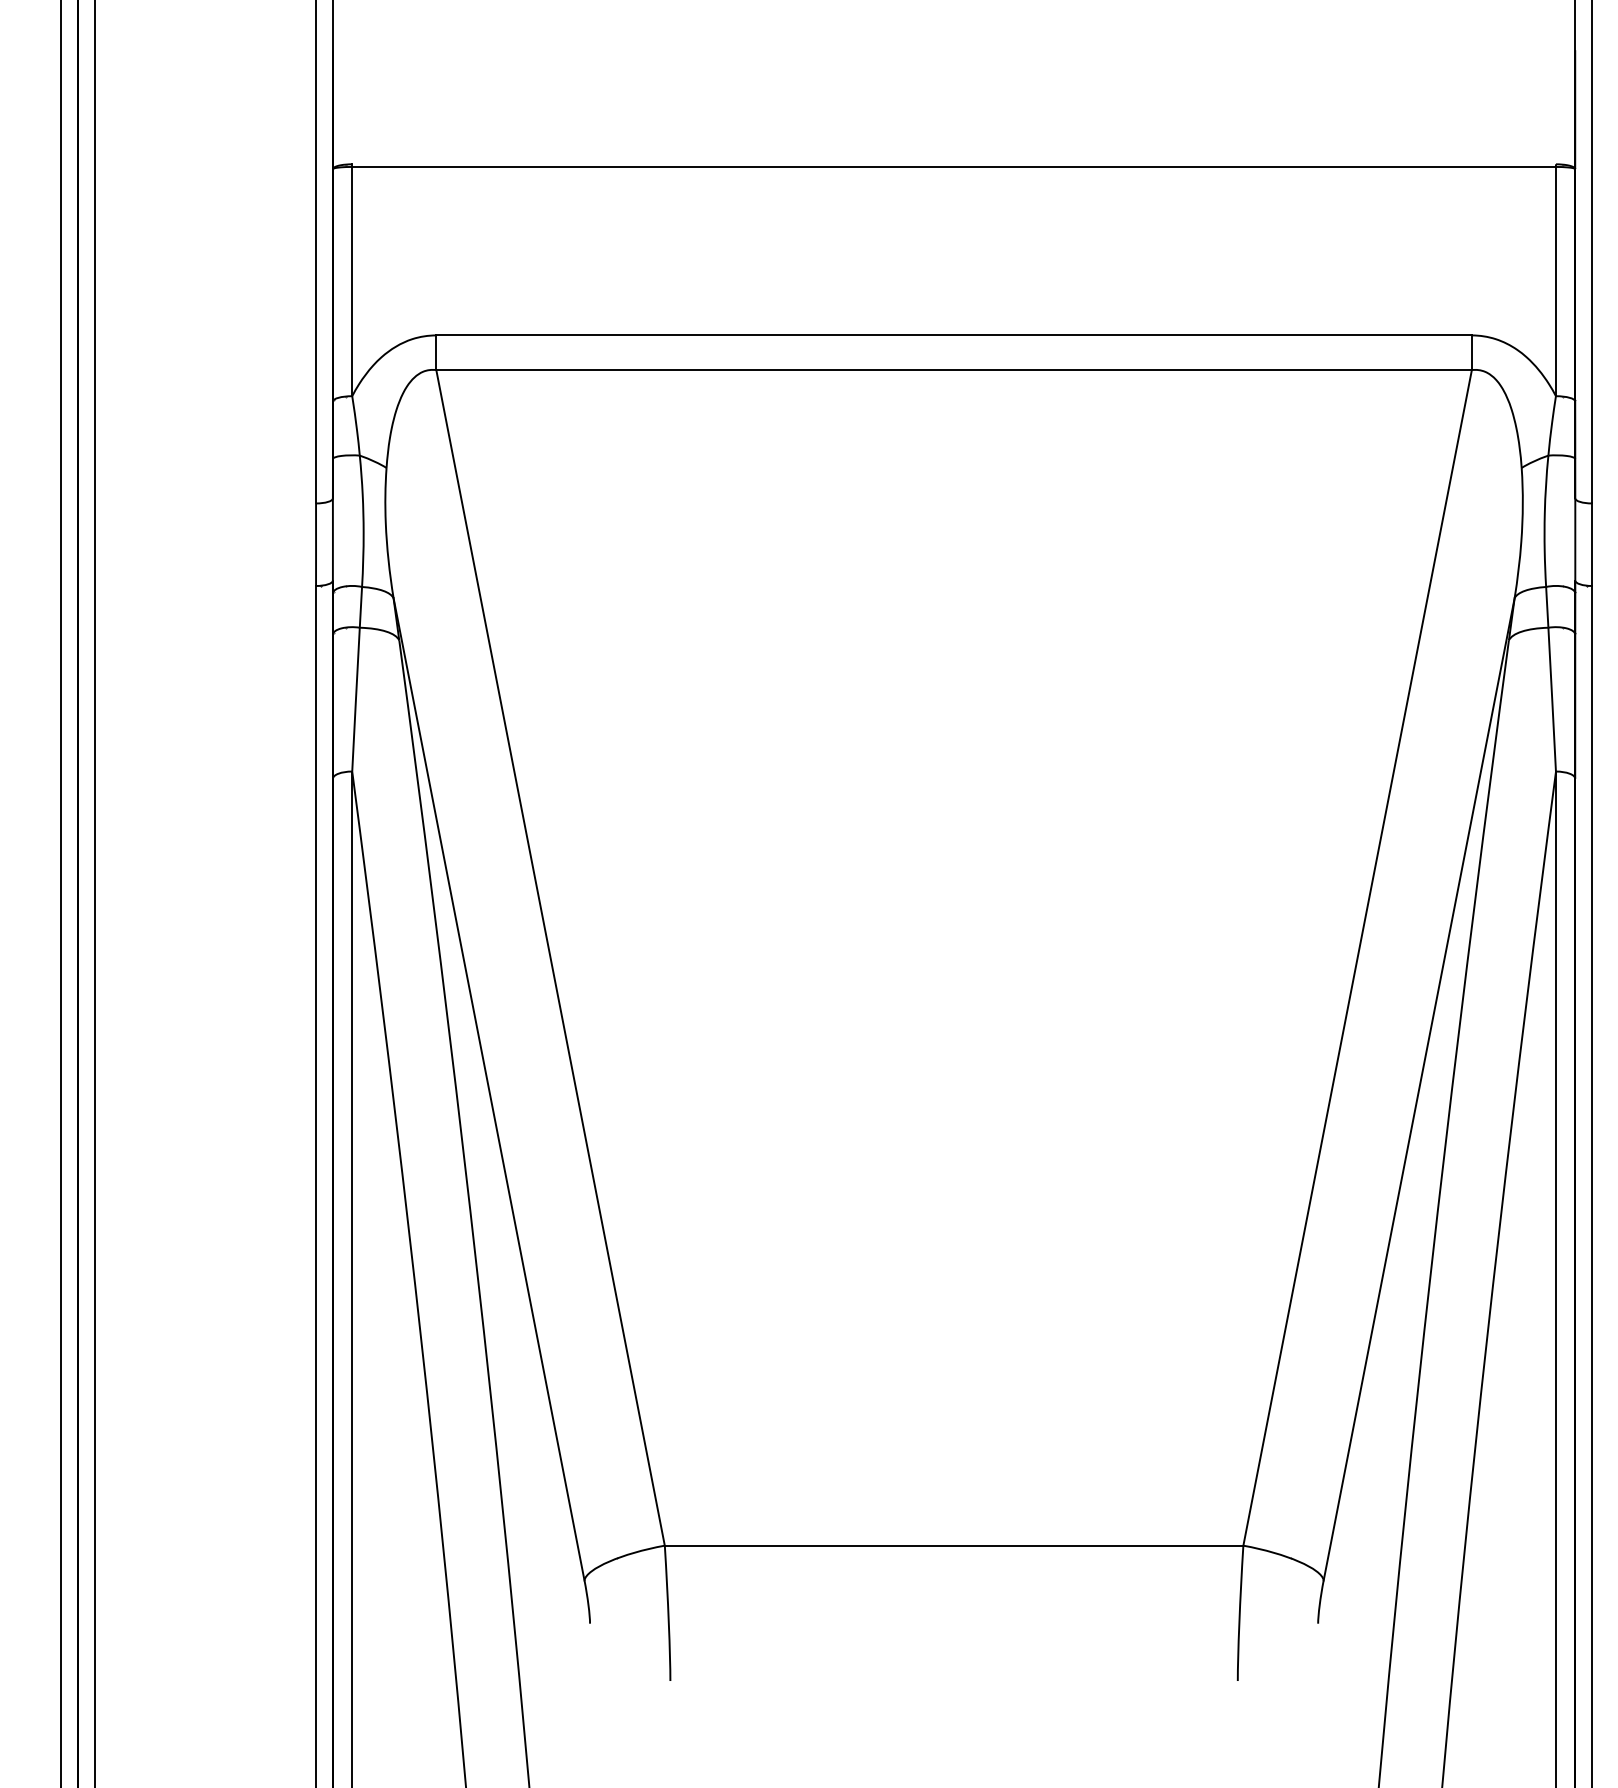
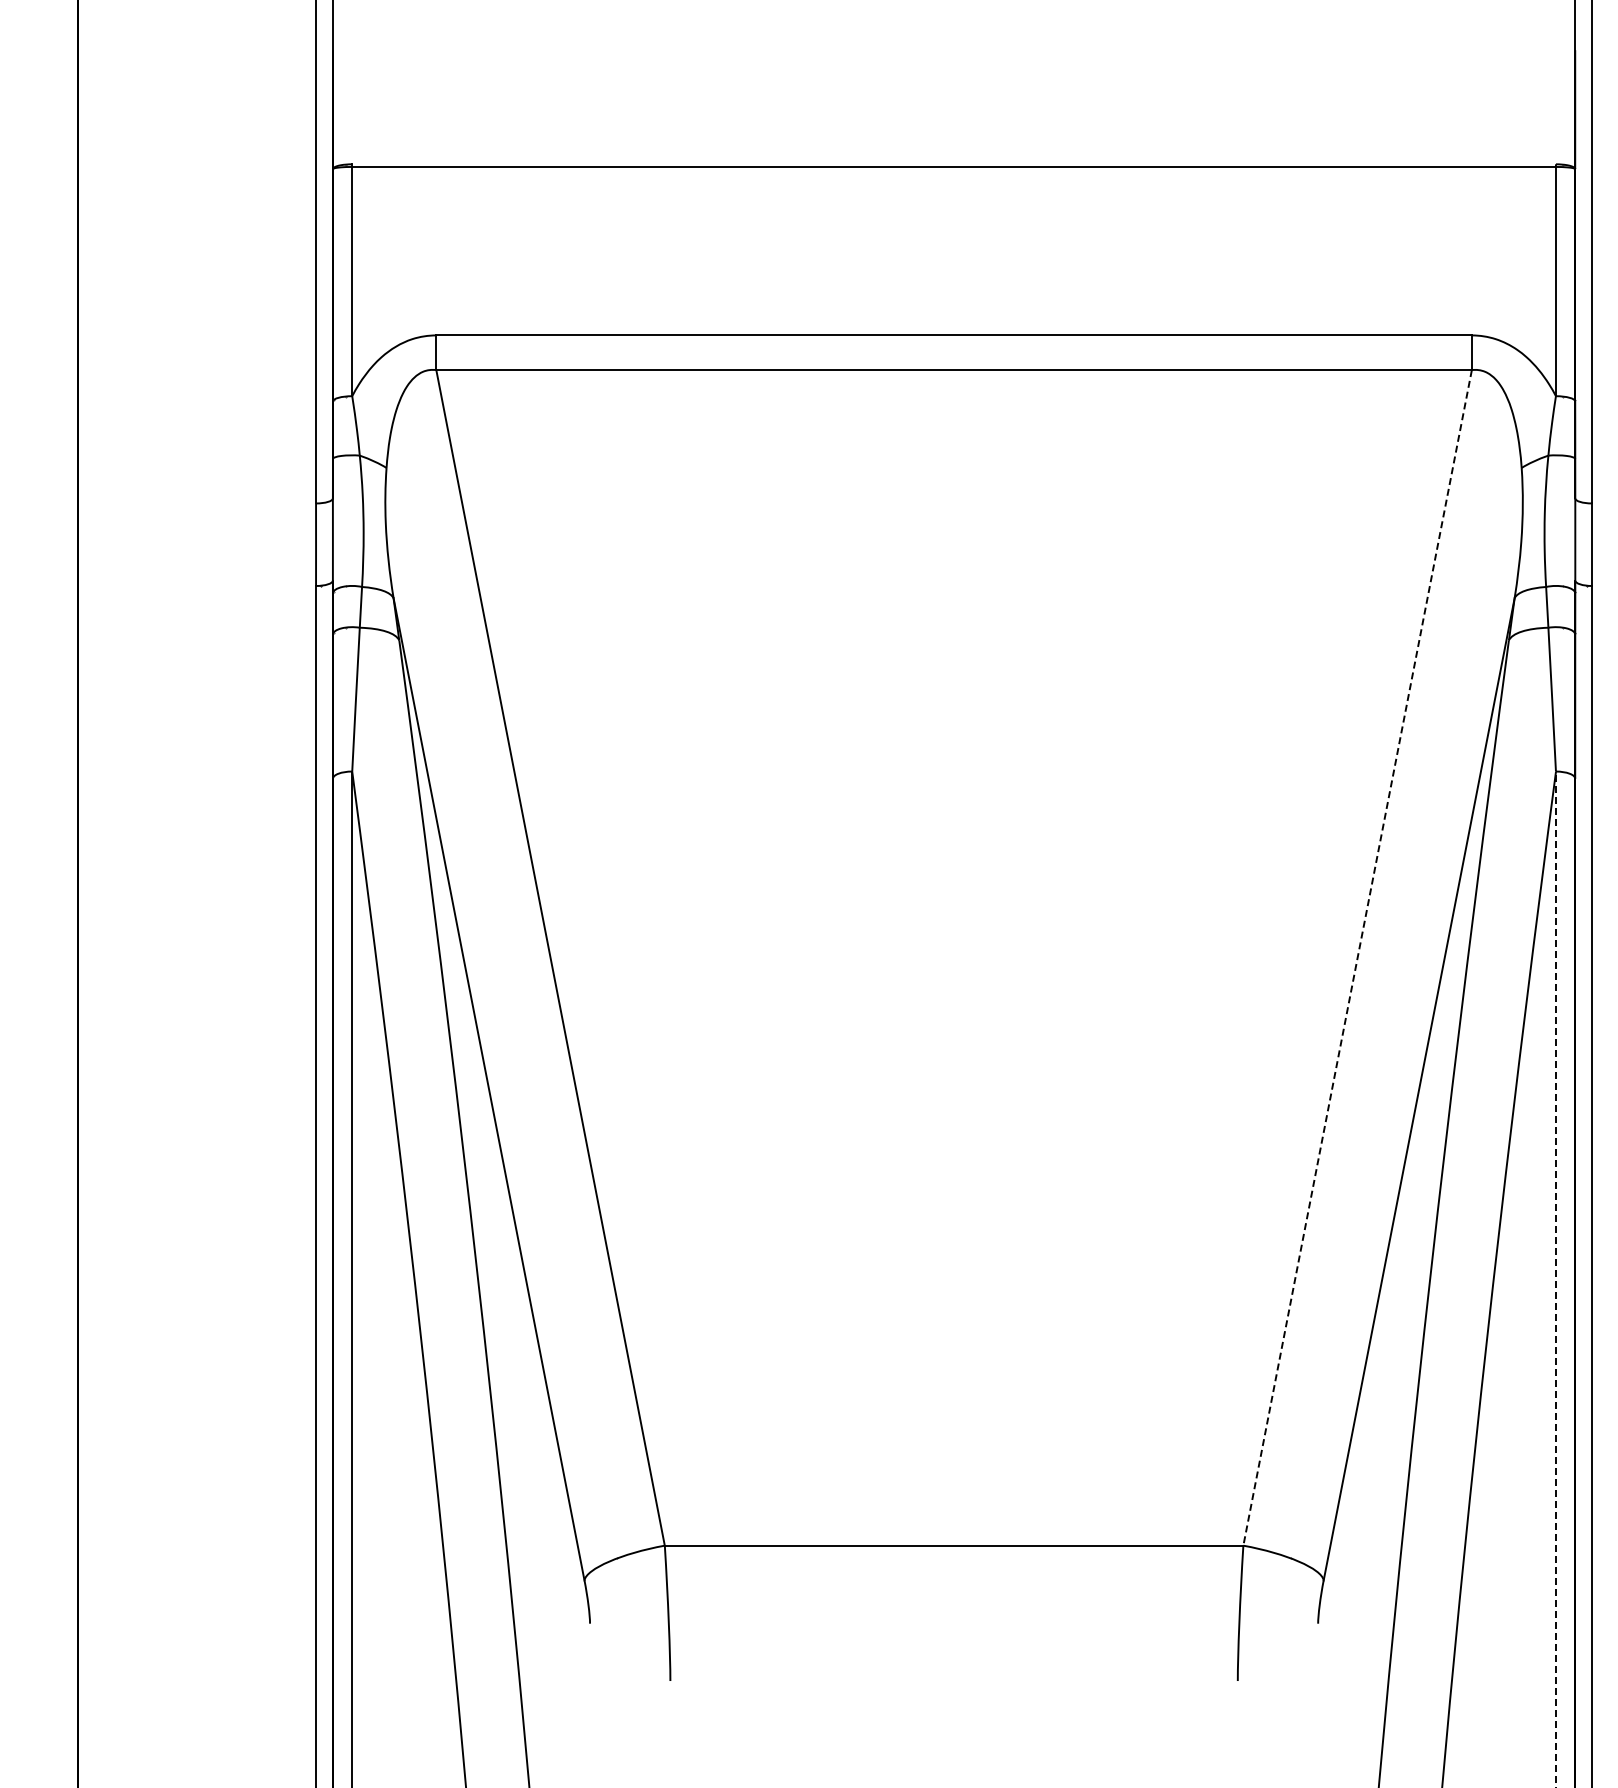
line: present -> none (61, 893)
line: present -> none (95, 893)
line: solid -> dashed (1357, 957)
line: solid -> dashed (1555, 1279)
